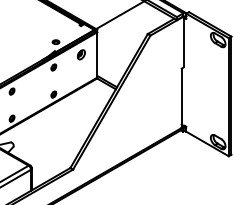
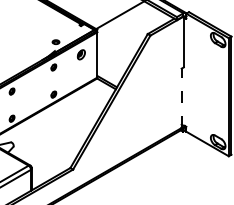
line: solid -> dashed (181, 98)
